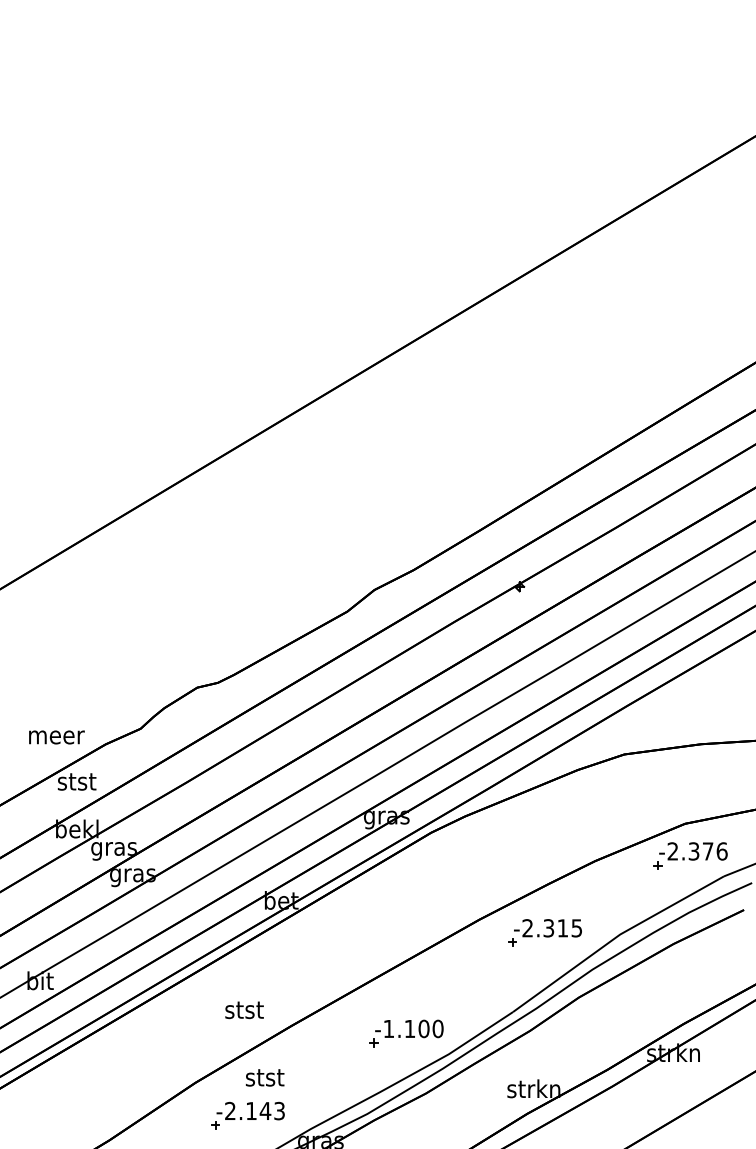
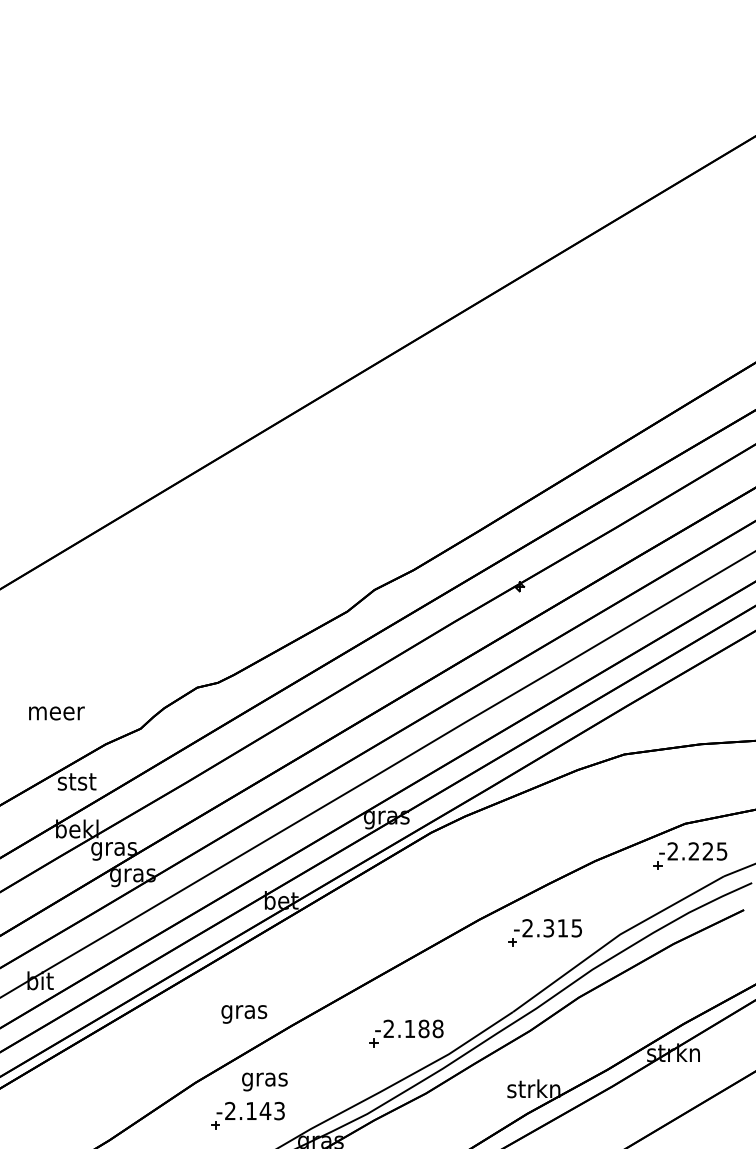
text position: (56, 737) -> (56, 713) (56, 713)
text: -2.376 -> -2.225 (707, 851)
text: stst -> gras (244, 1012)
text: -1.100 -> -2.188 (413, 1028)
text: stst -> gras (264, 1080)
